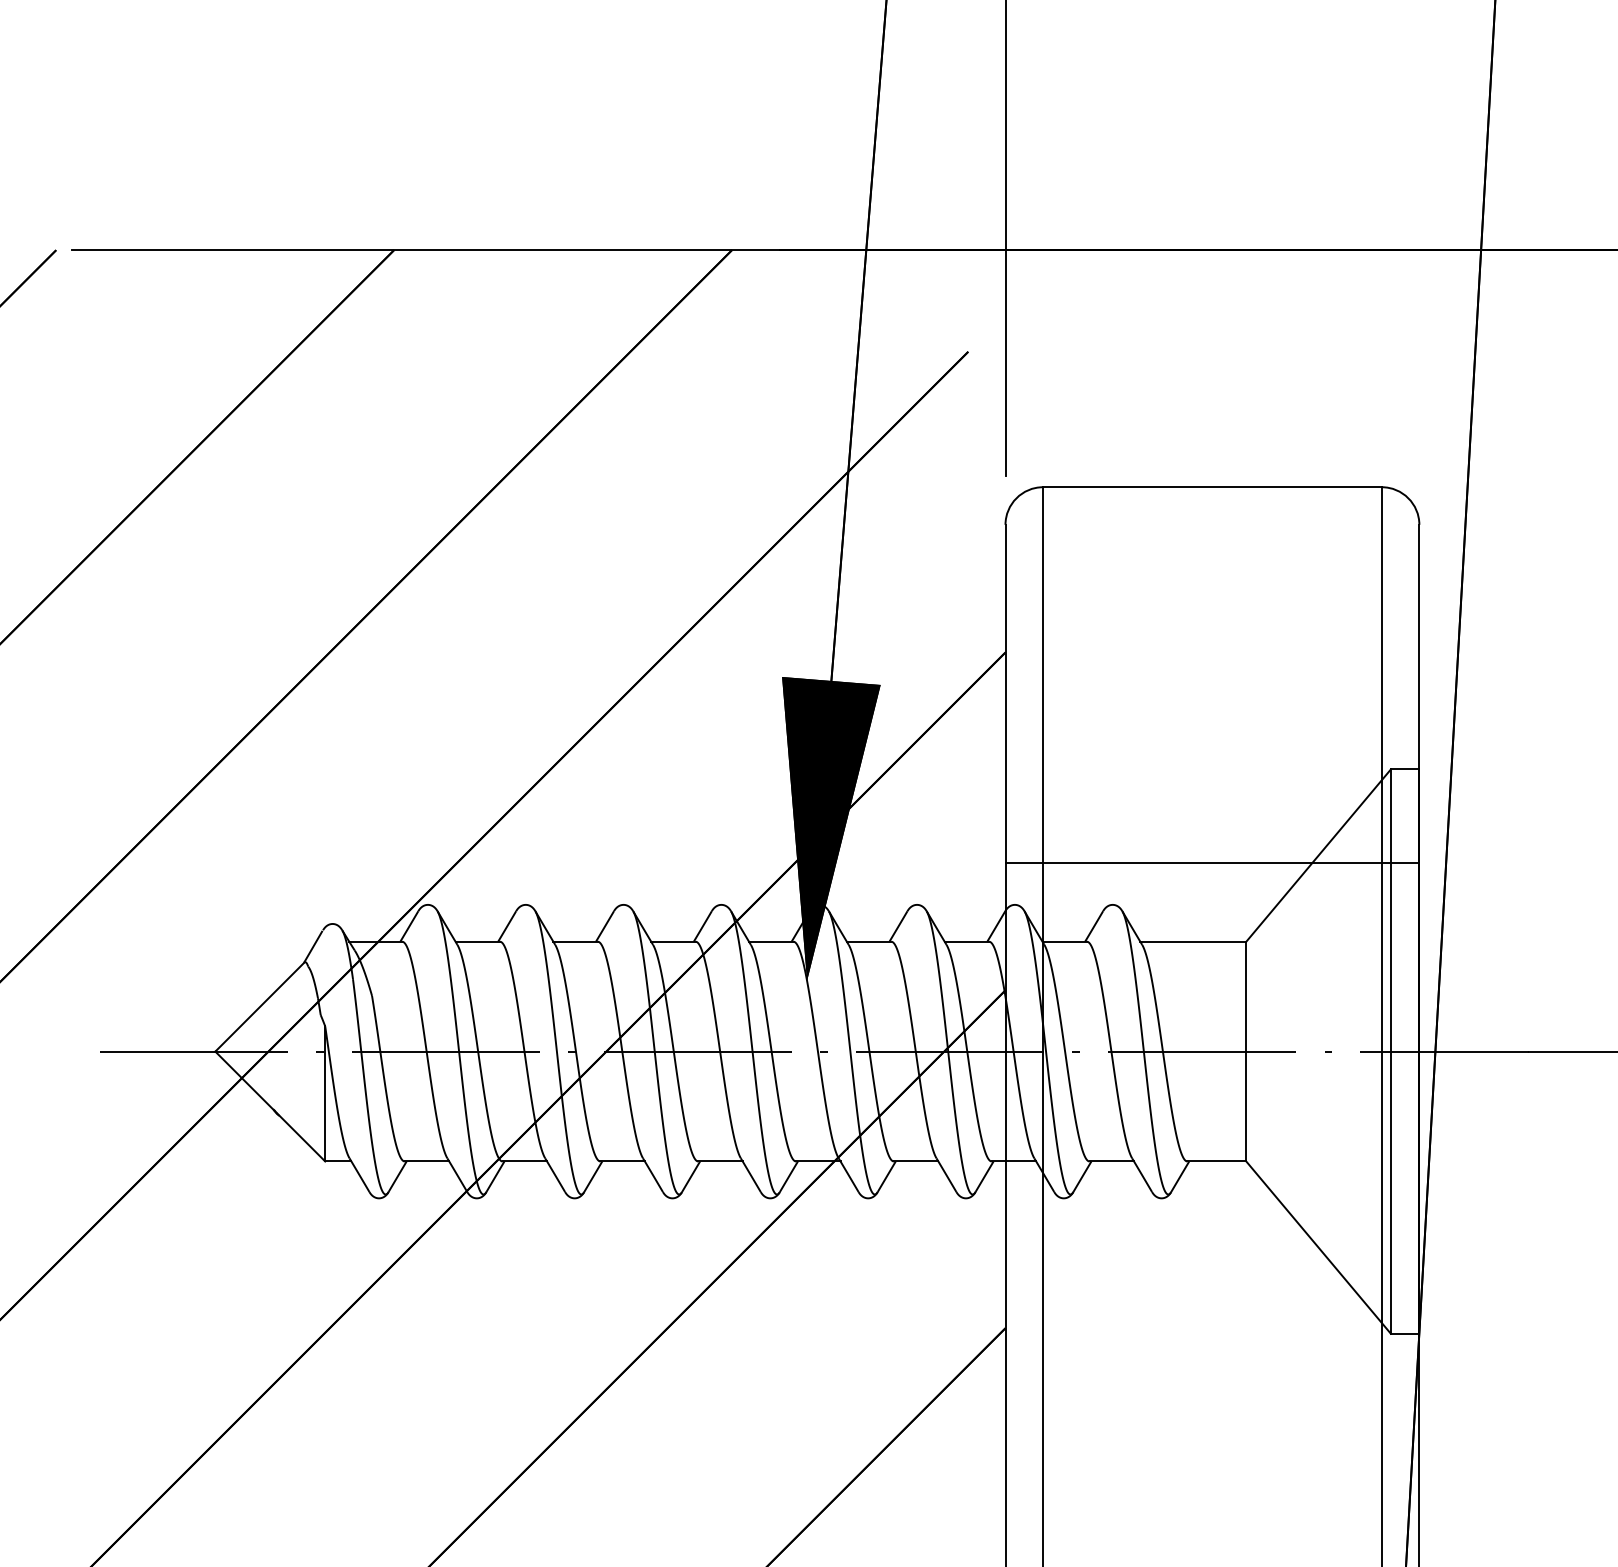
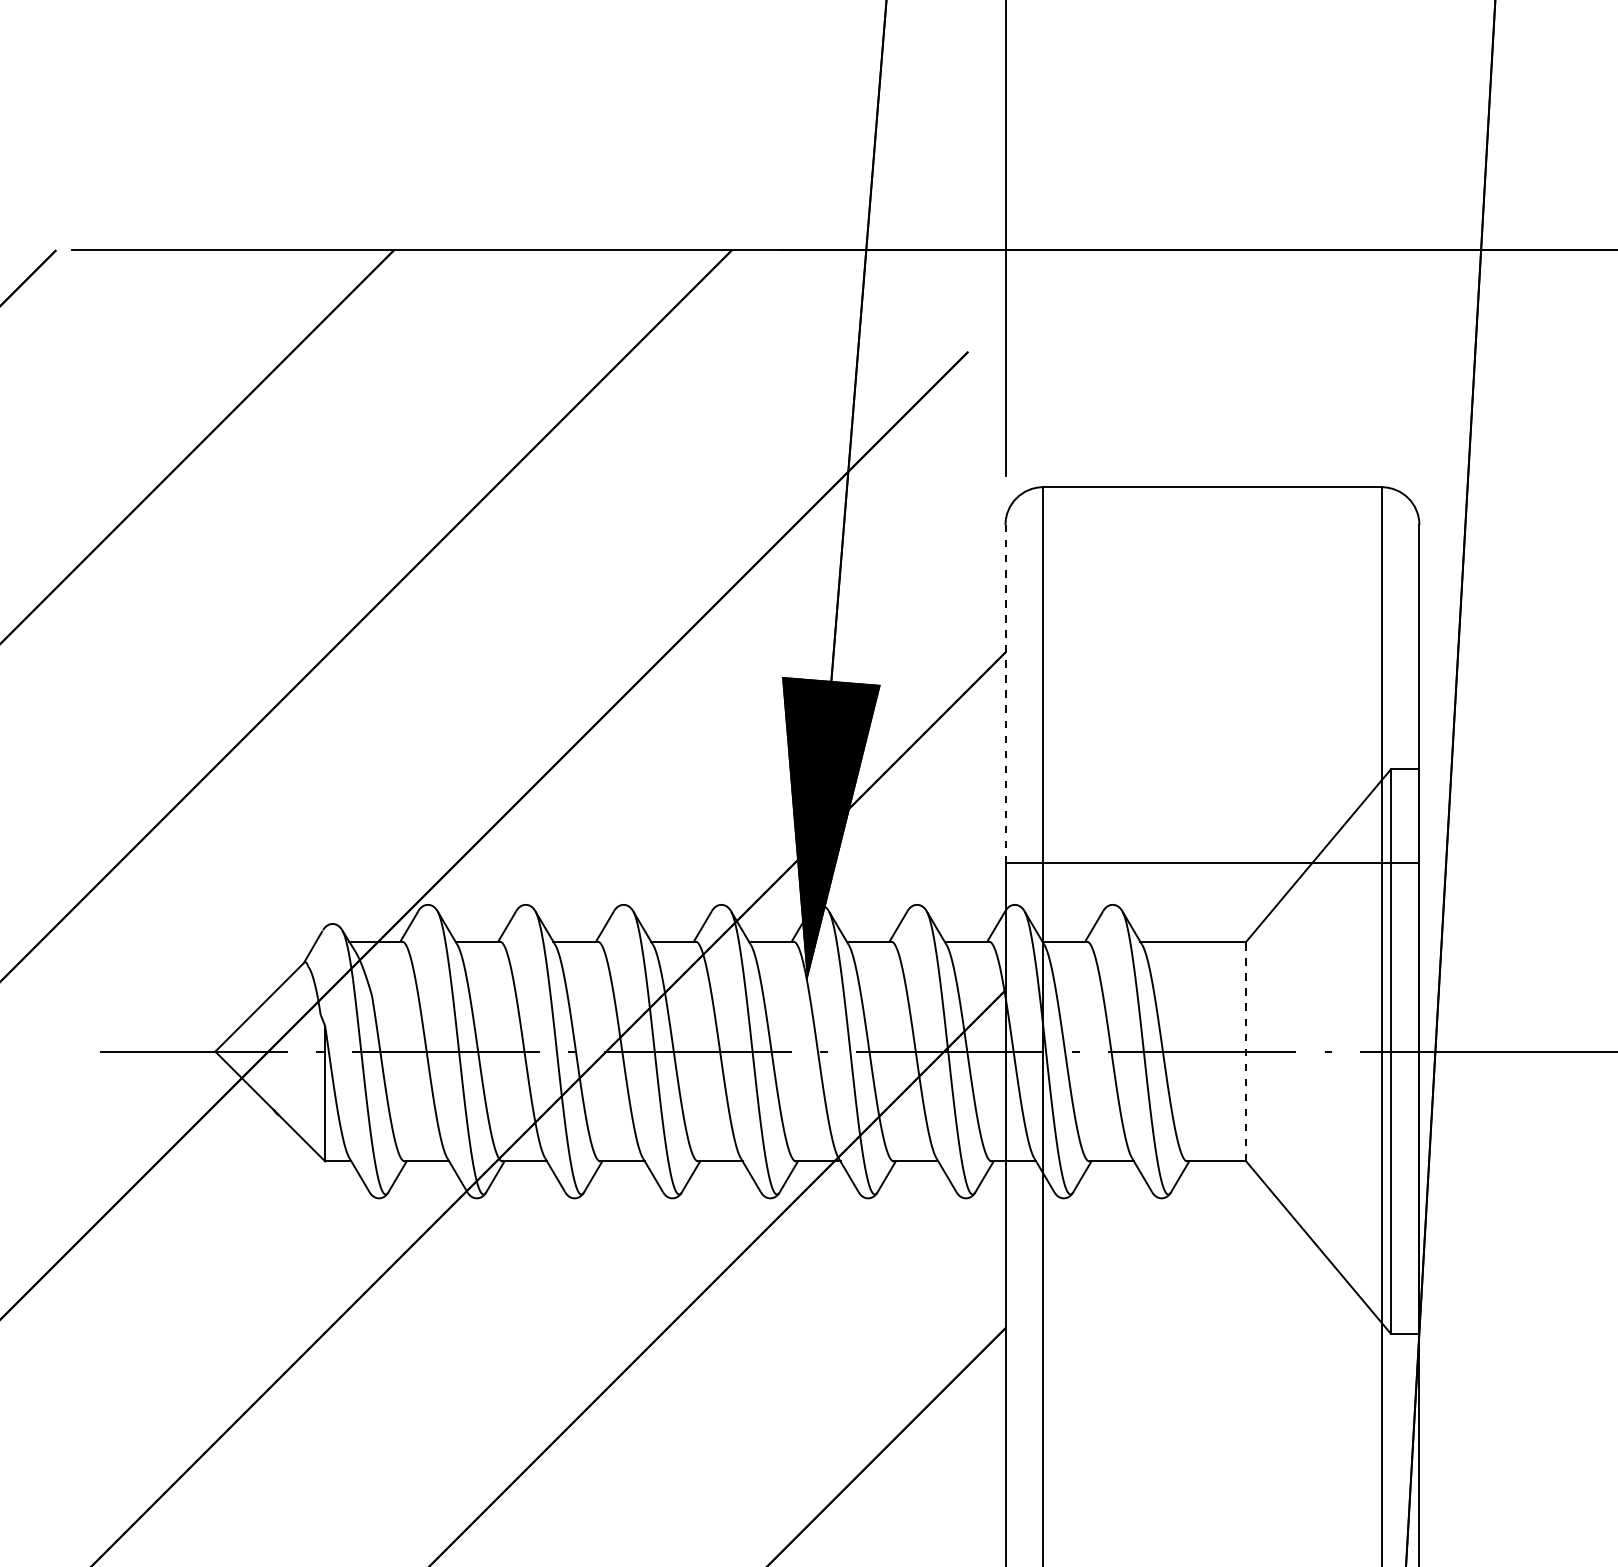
line: solid -> dashed (1005, 693)
line: solid -> dashed (1246, 1051)
